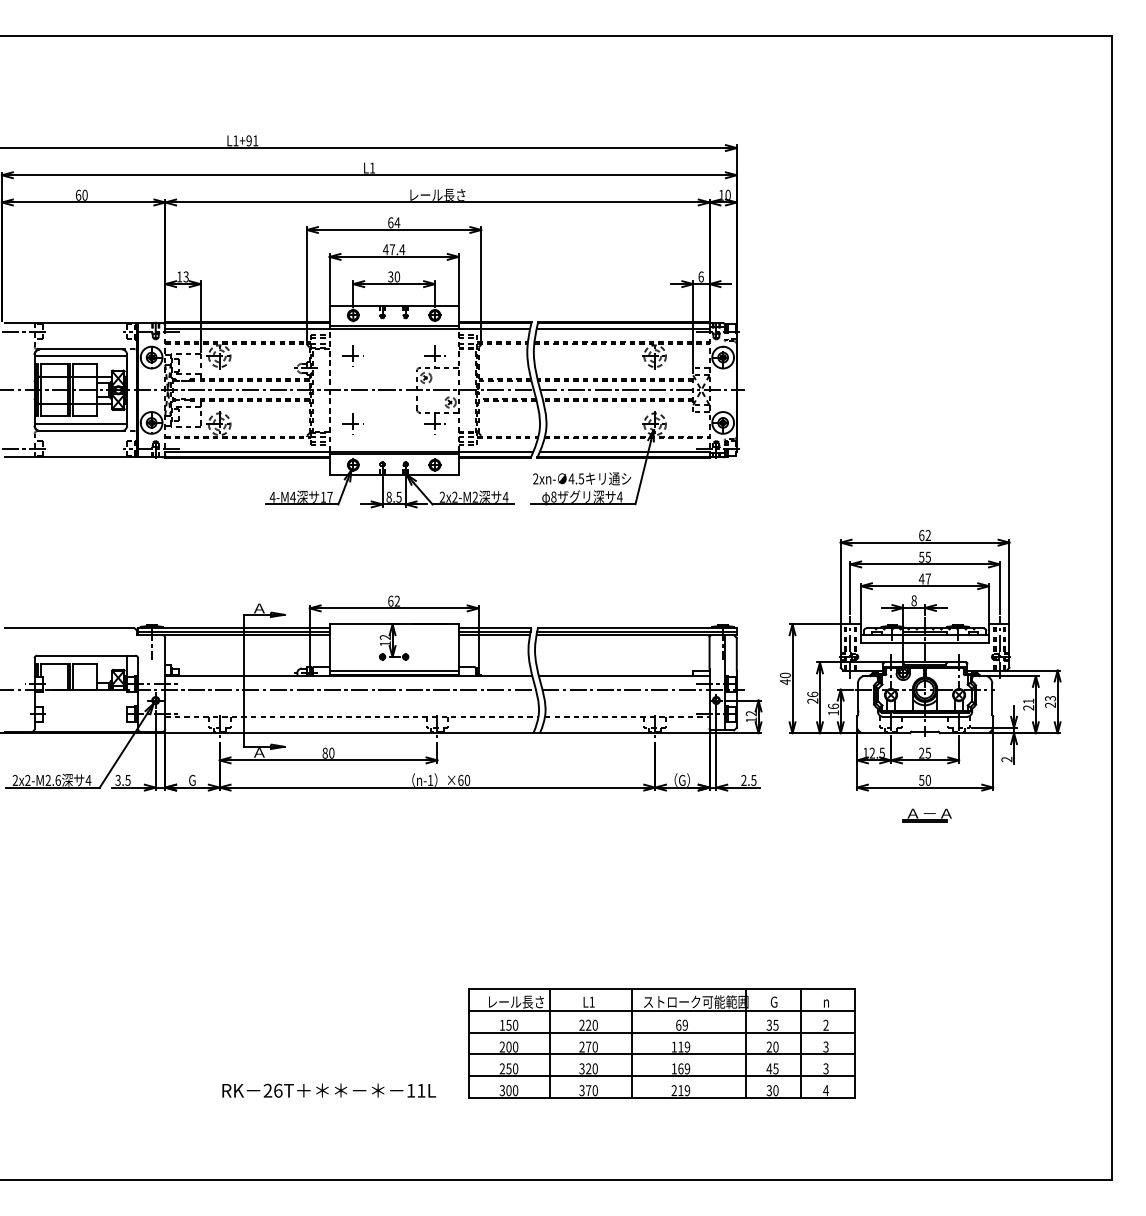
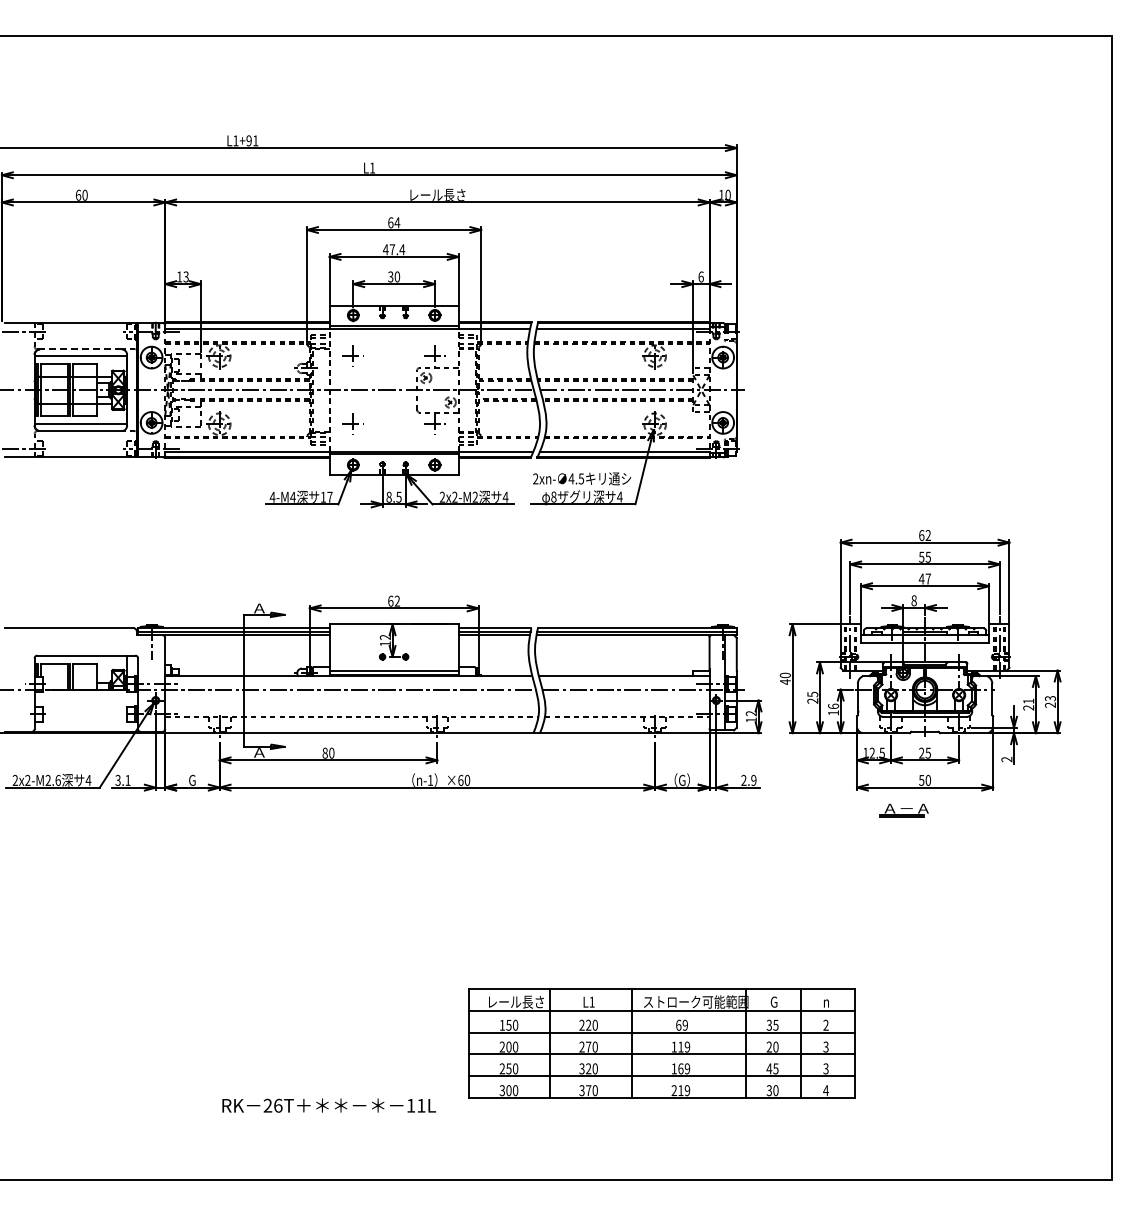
line: solid -> dashed (80, 349)
text: 26 -> 25 (812, 694)
text: 2.5 -> 2.9 (753, 779)
text: 3.5 -> 3.1 (127, 780)
part position: (926, 815) -> (903, 810) (903, 810)
text position: (328, 1090) -> (328, 1105) (328, 1105)
